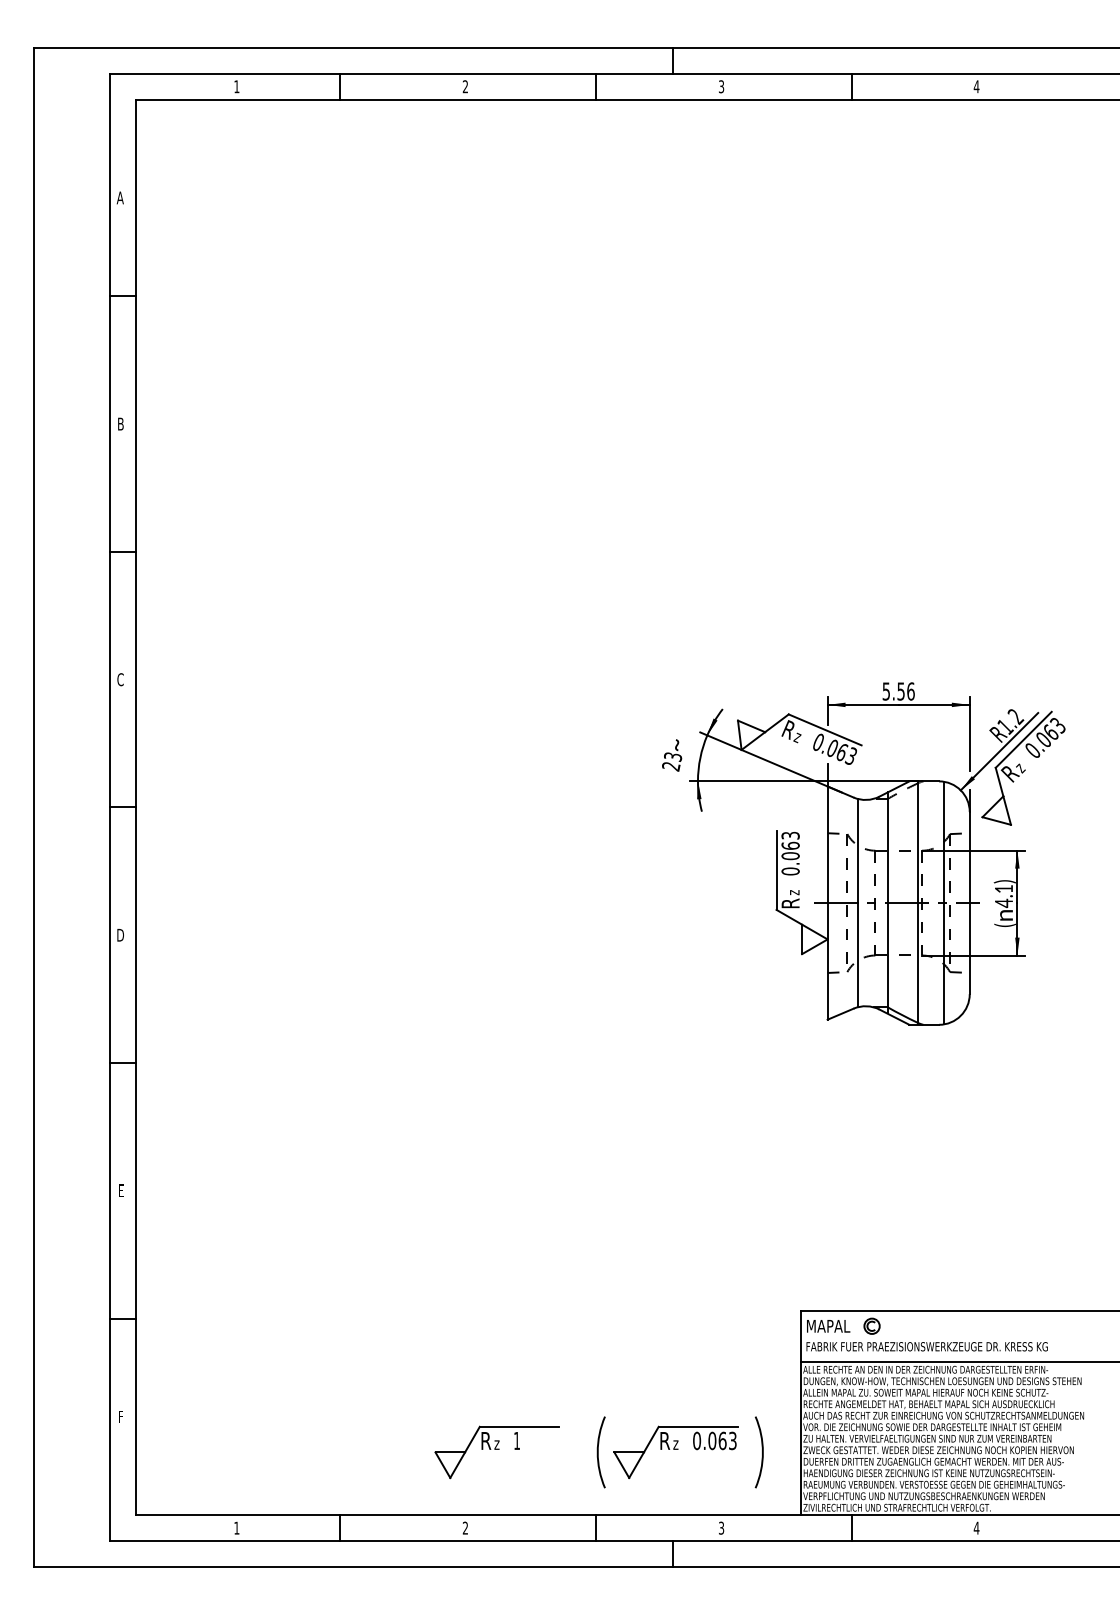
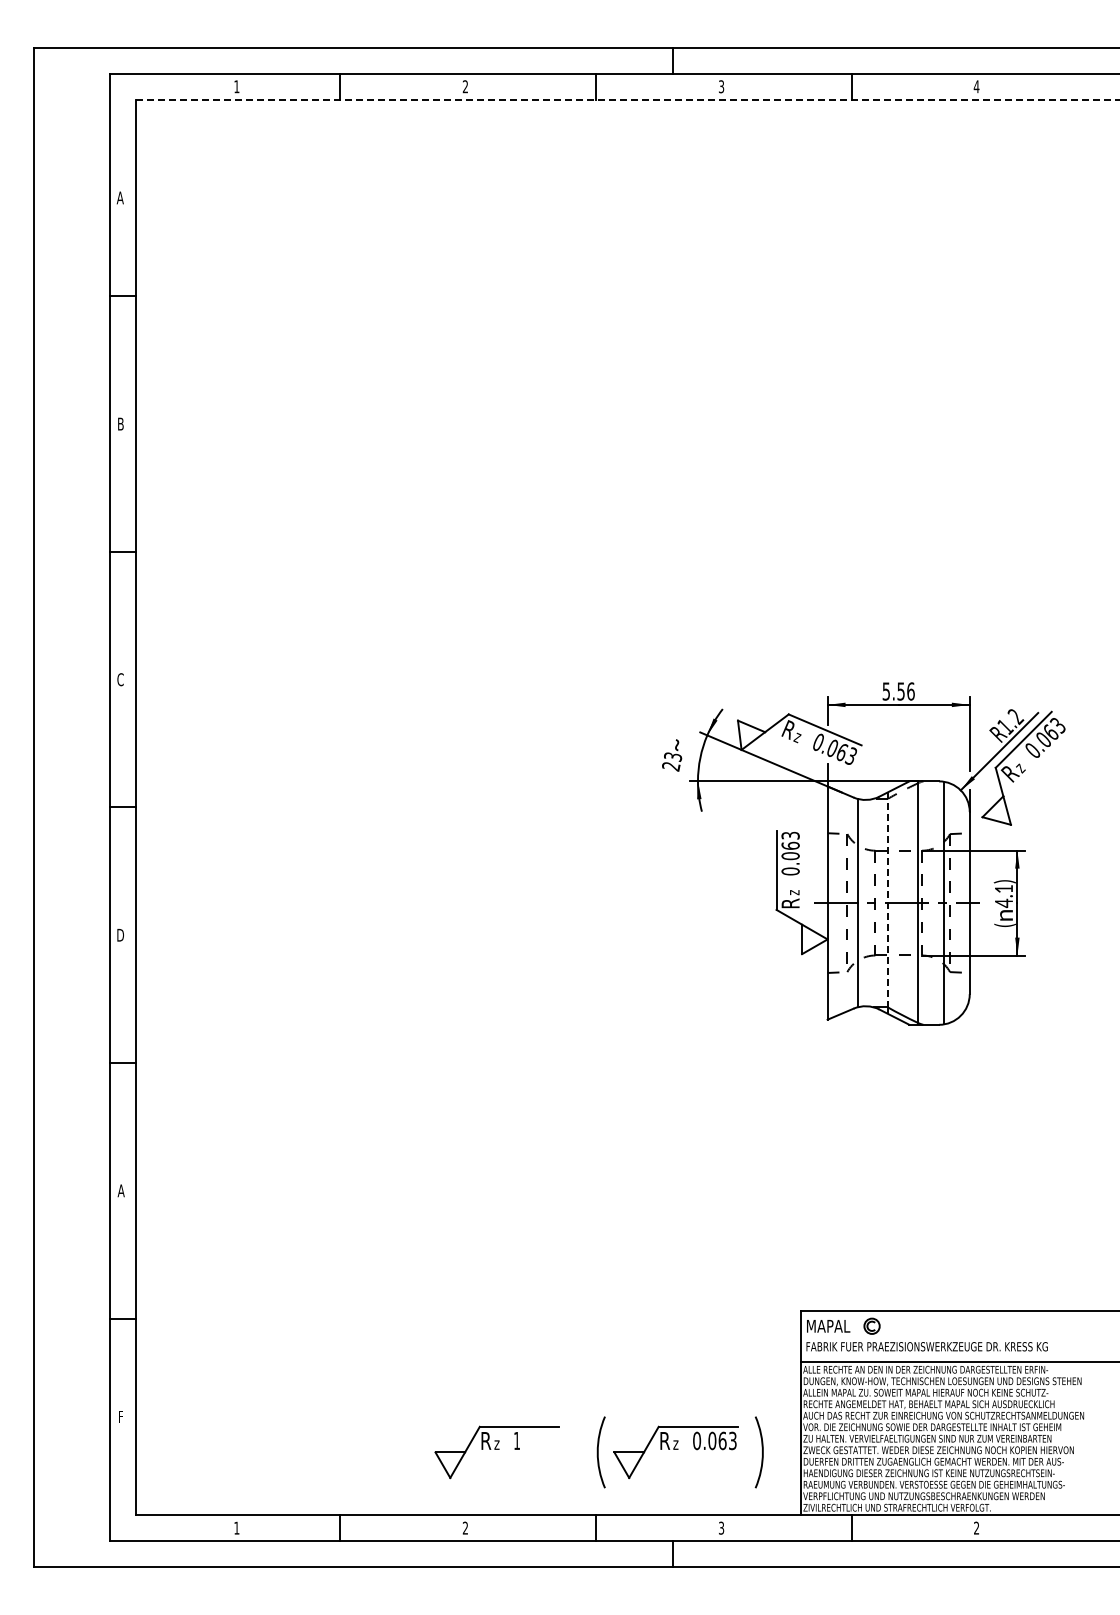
line: solid -> dashed (627, 99)
line: solid -> dashed (887, 899)
text: E -> A (120, 1190)
text: 4 -> 2 (976, 1527)
